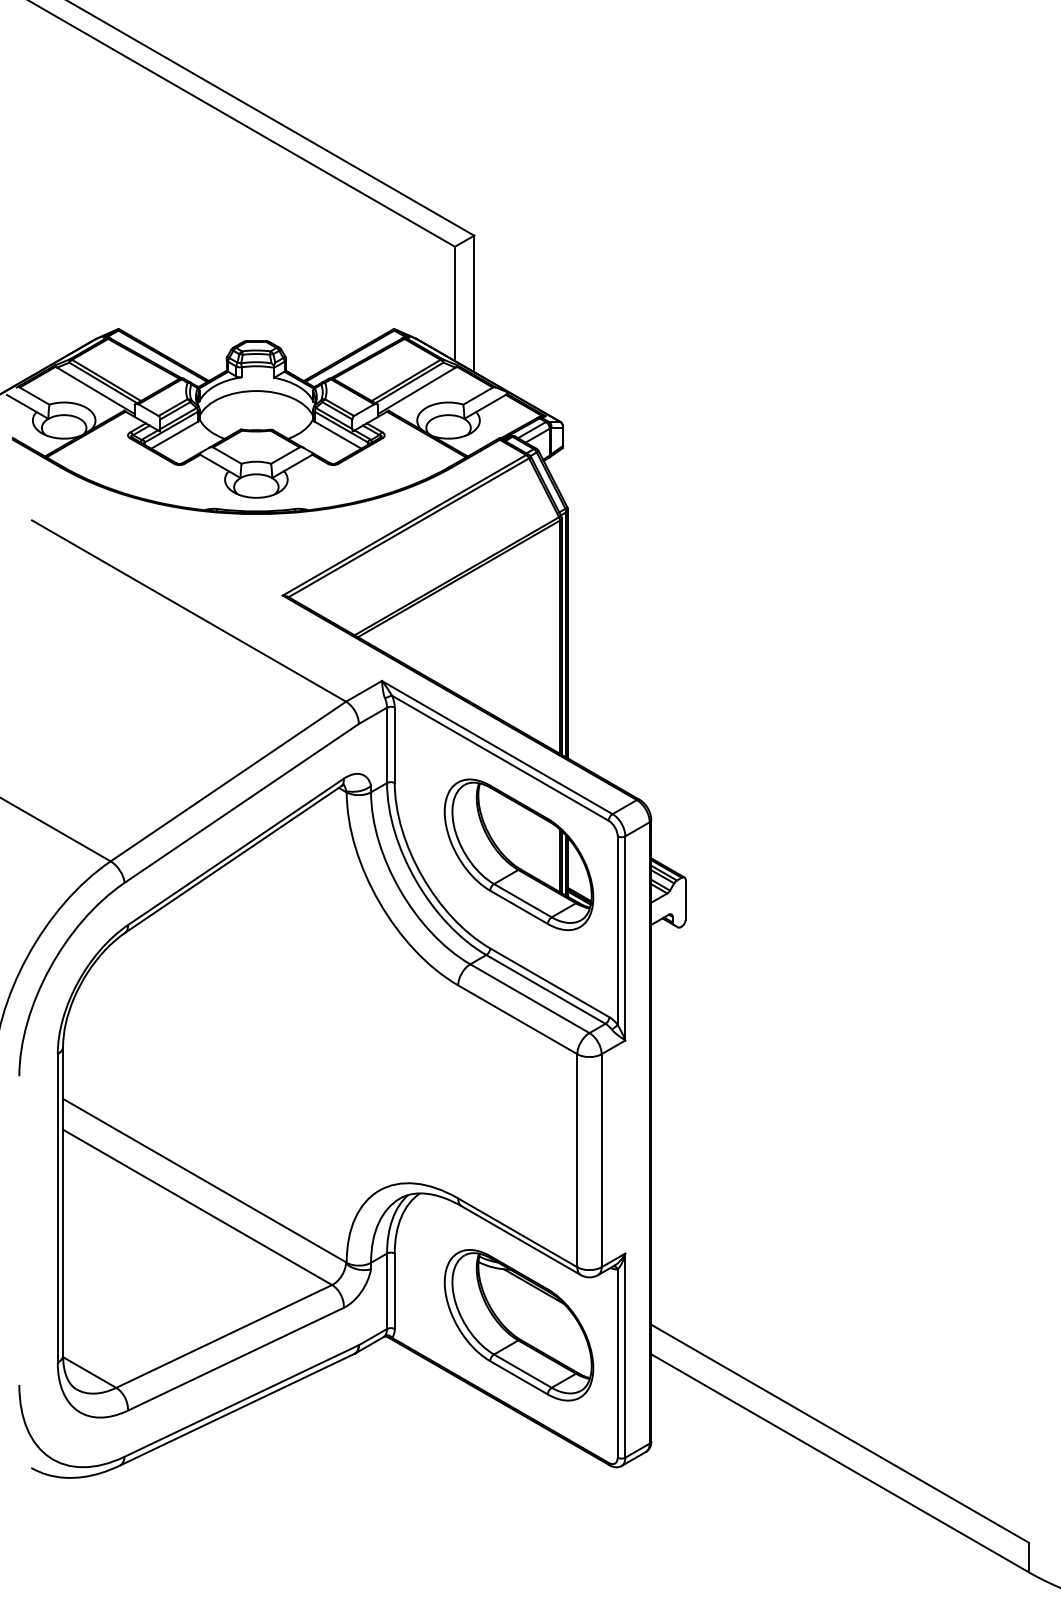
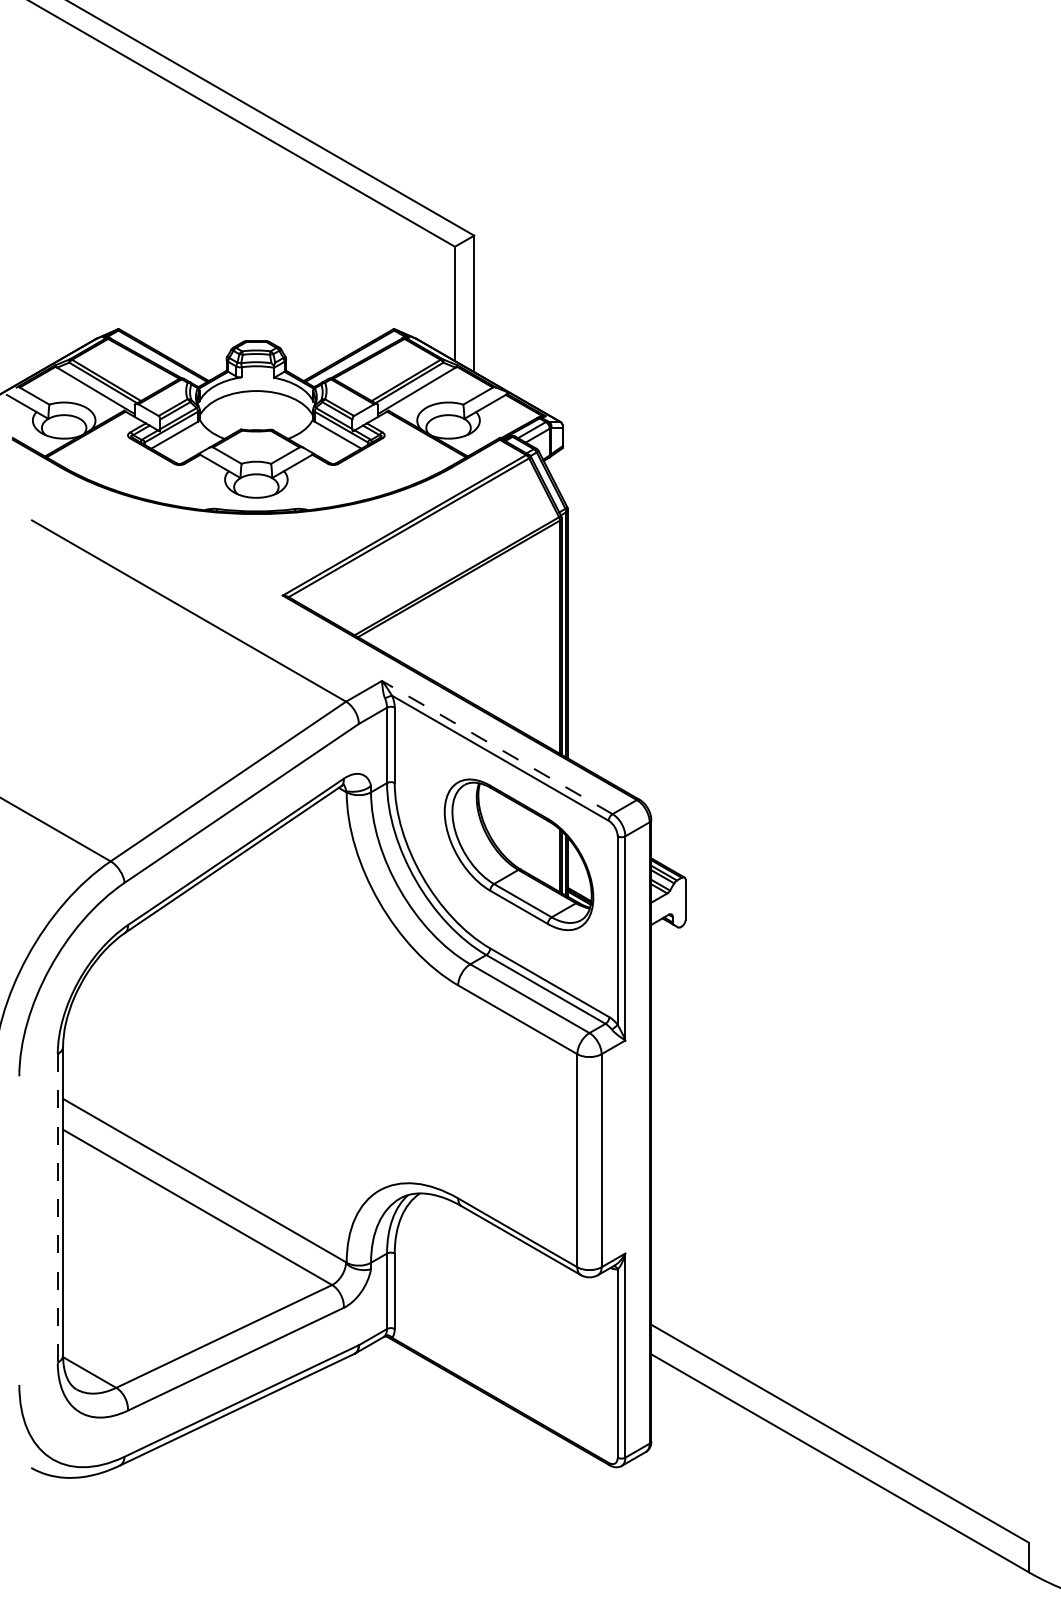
line: solid -> dashed (496, 747)
line: solid -> dashed (57, 1208)
part: present -> none (518, 1325)
